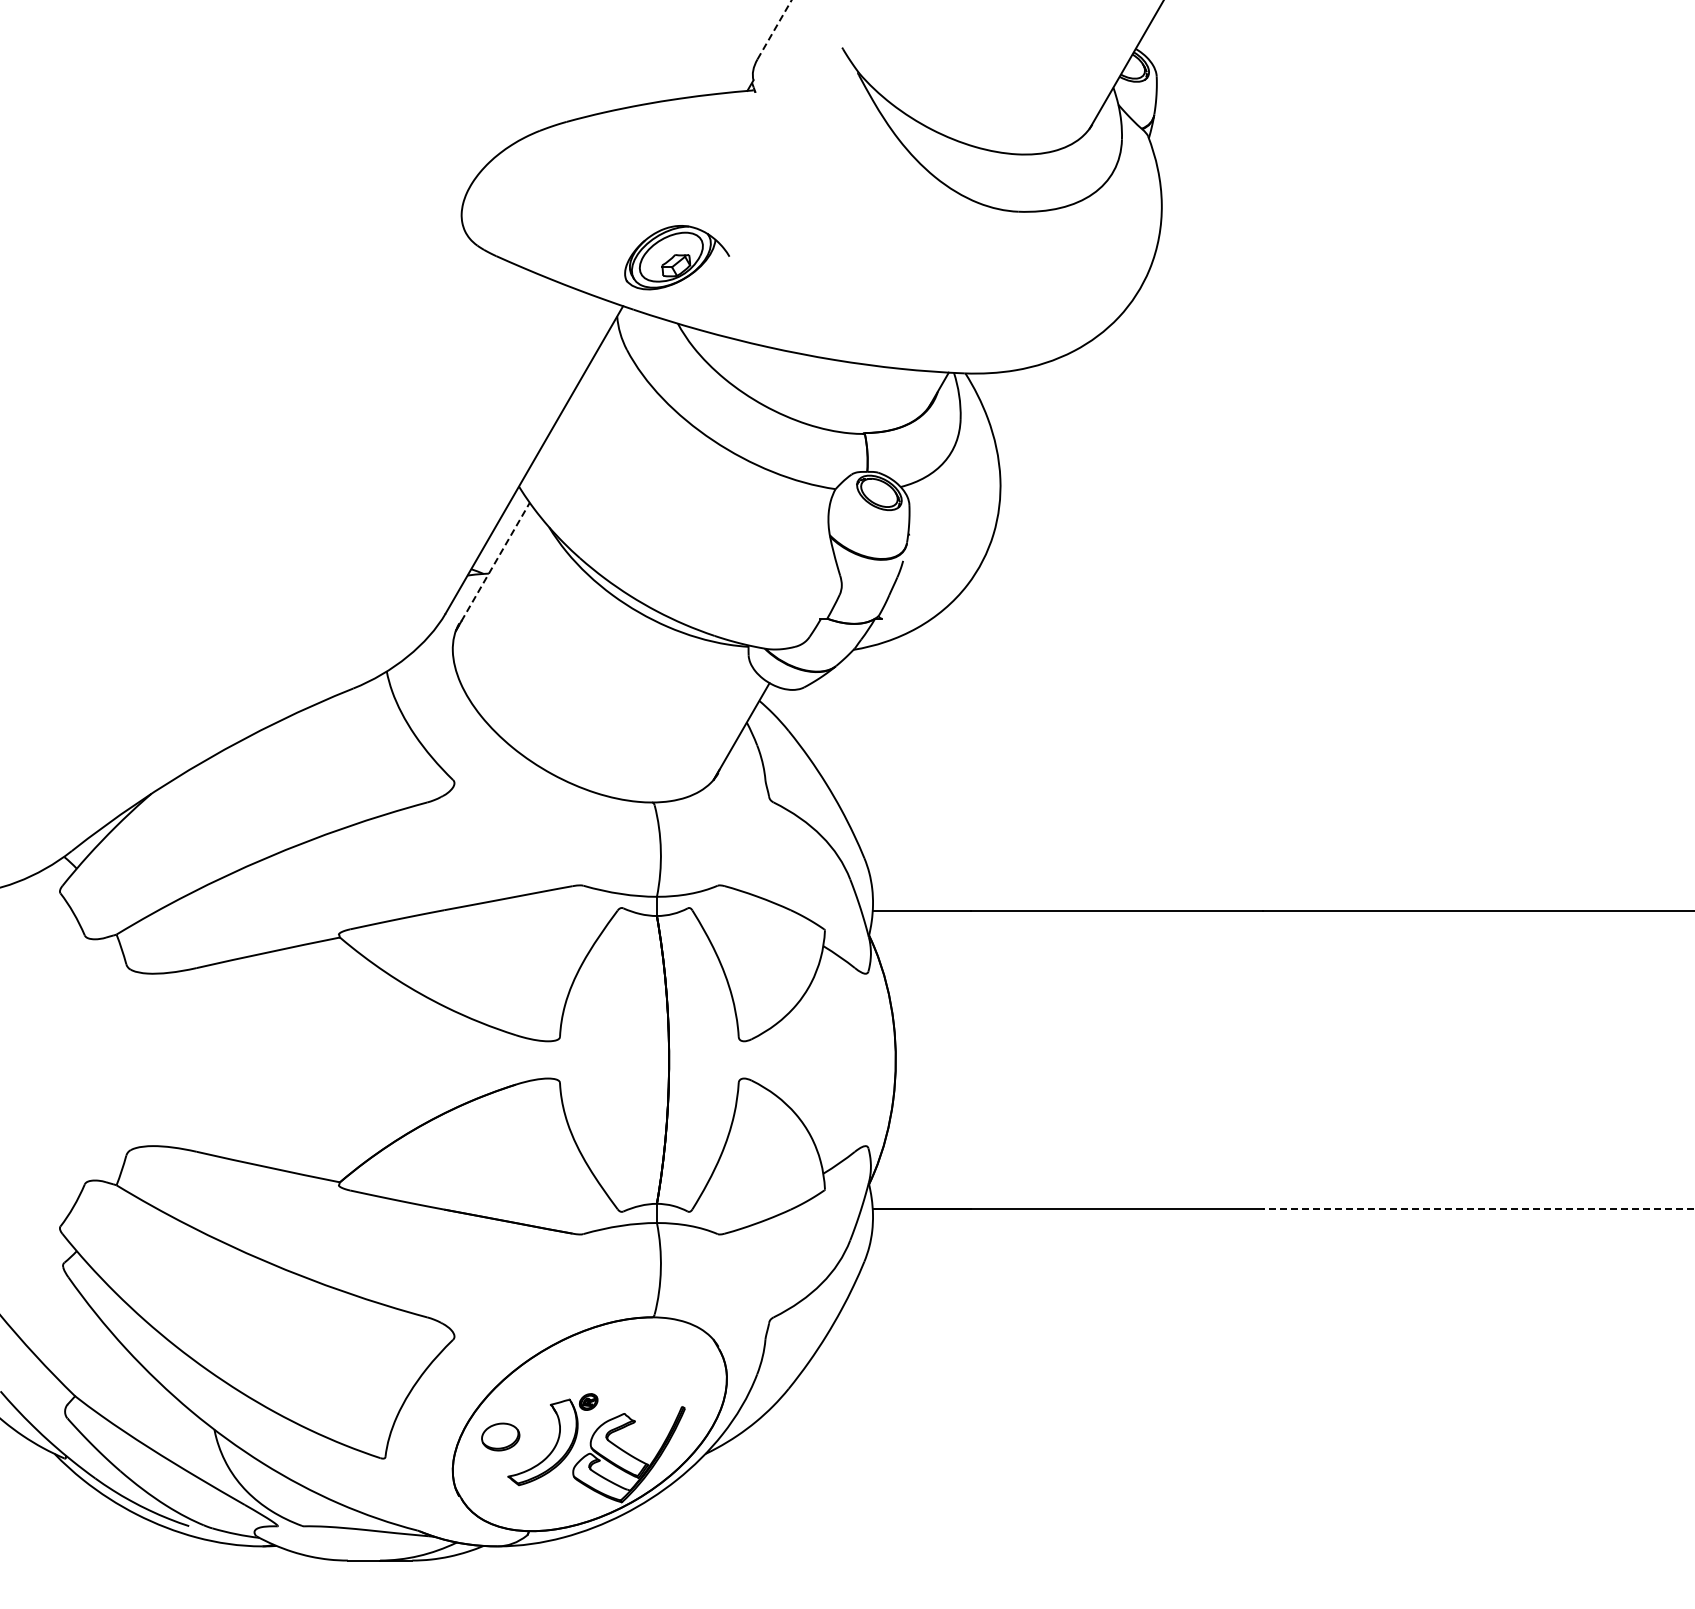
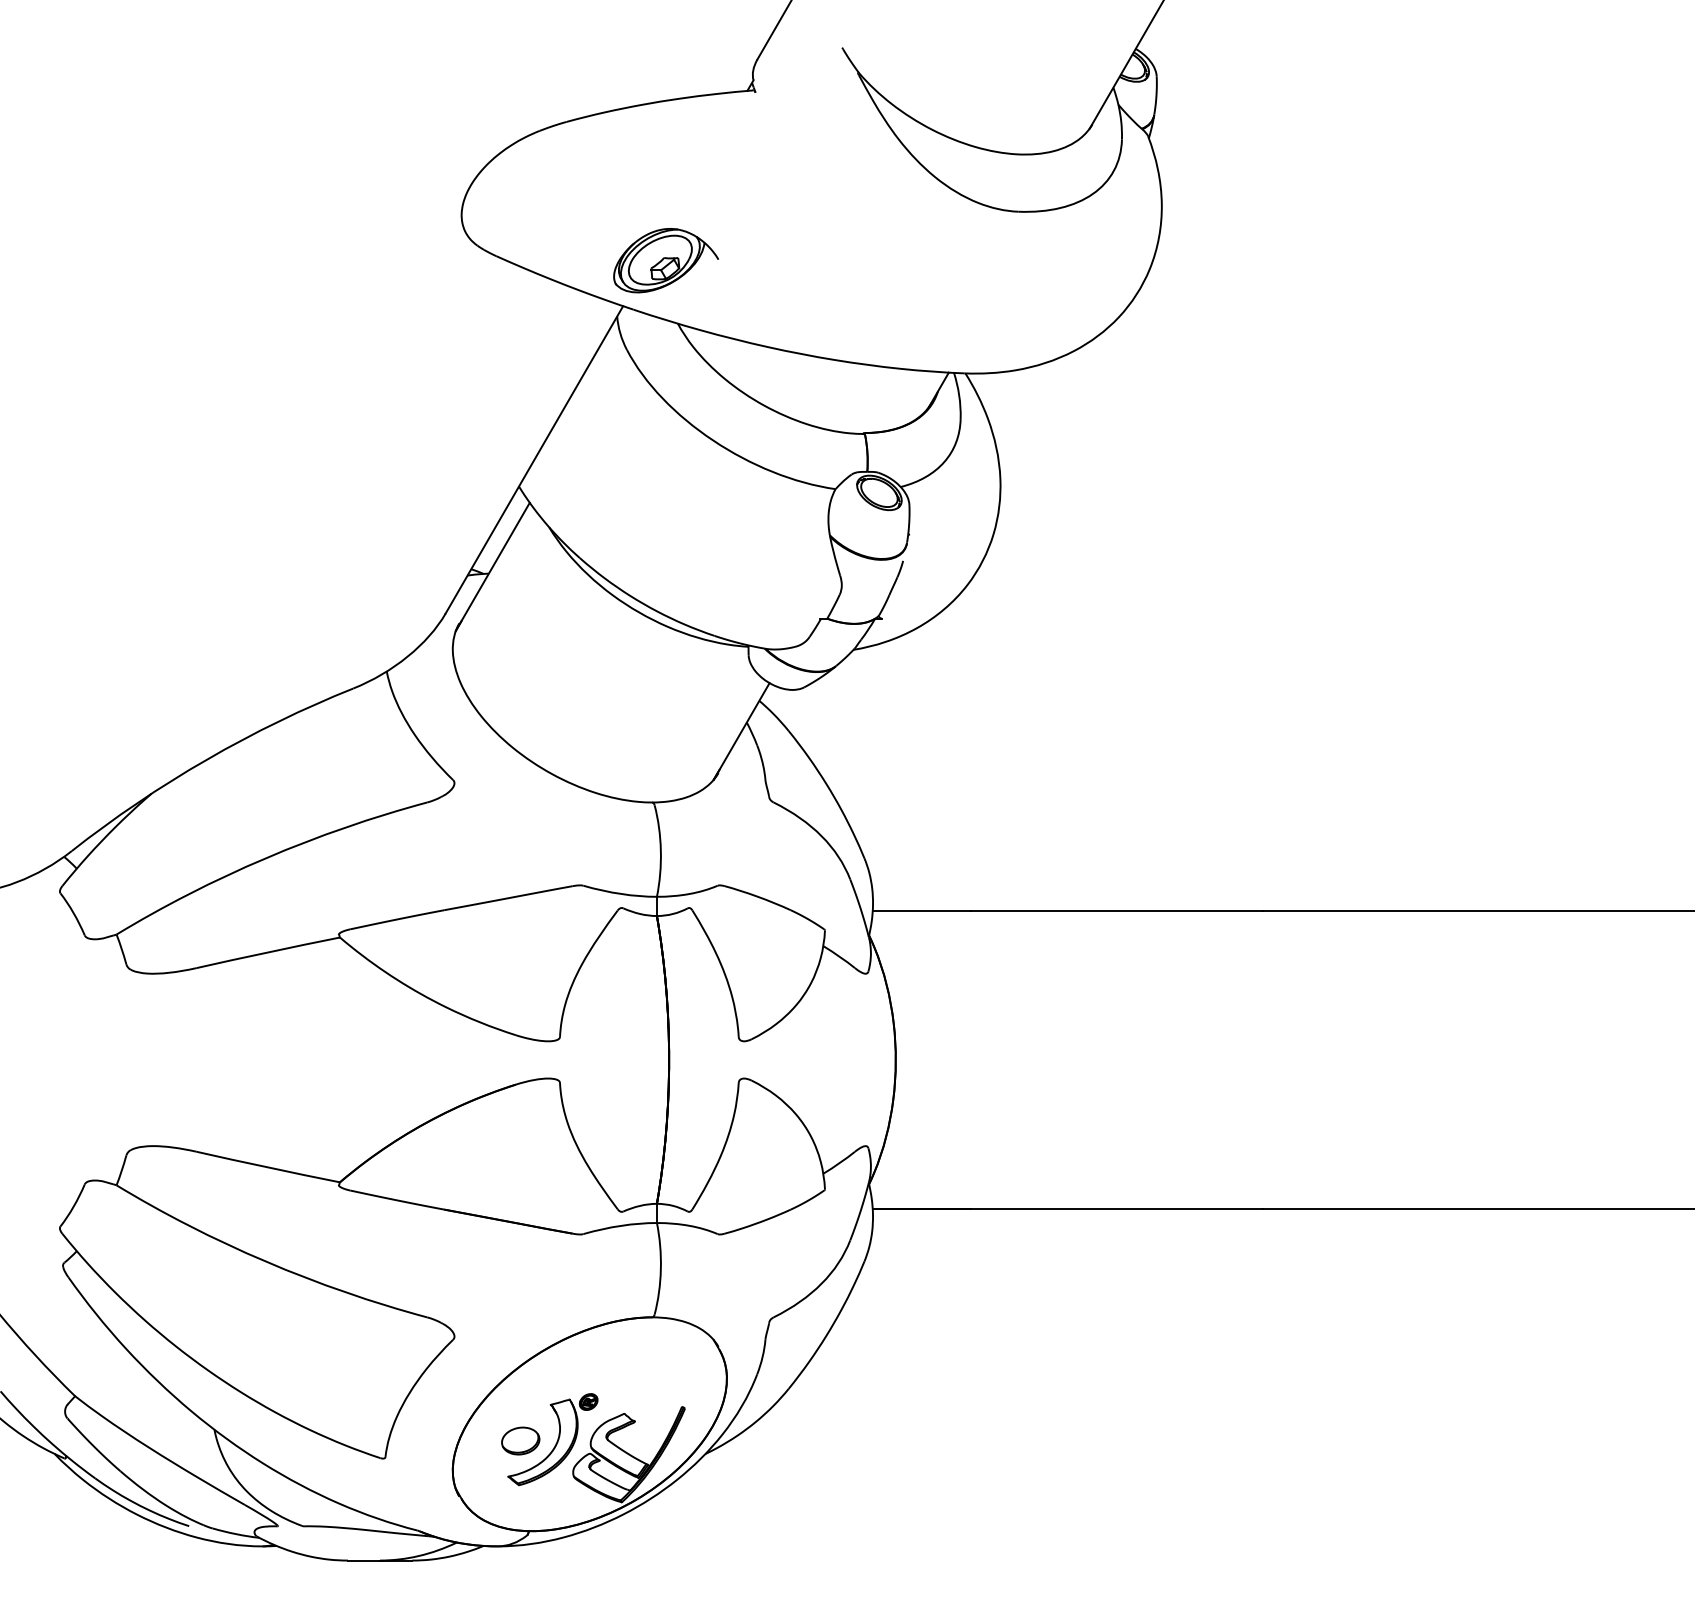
line: dashed -> solid (774, 29)
part position: (676, 257) -> (665, 260) (665, 260)
line: dashed -> solid (492, 566)
line: dashed -> solid (1478, 1208)
part position: (500, 1436) -> (520, 1440) (520, 1440)
